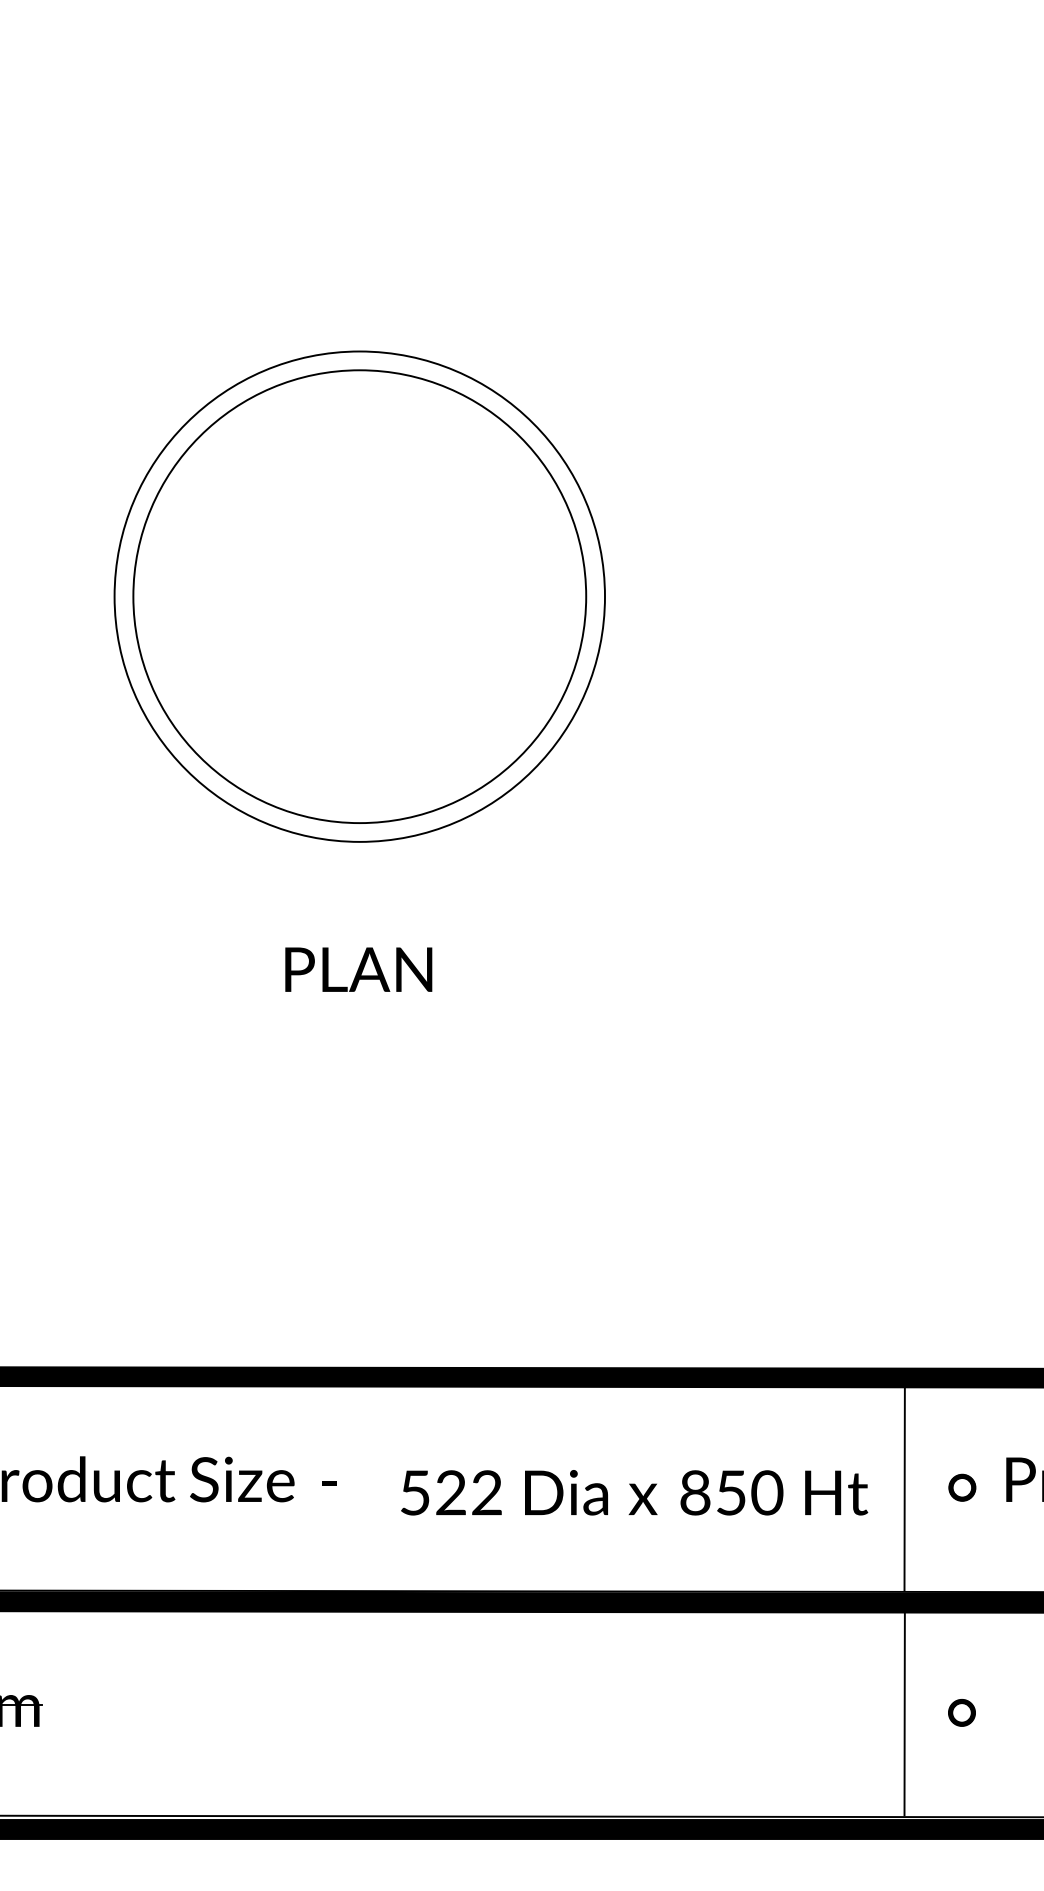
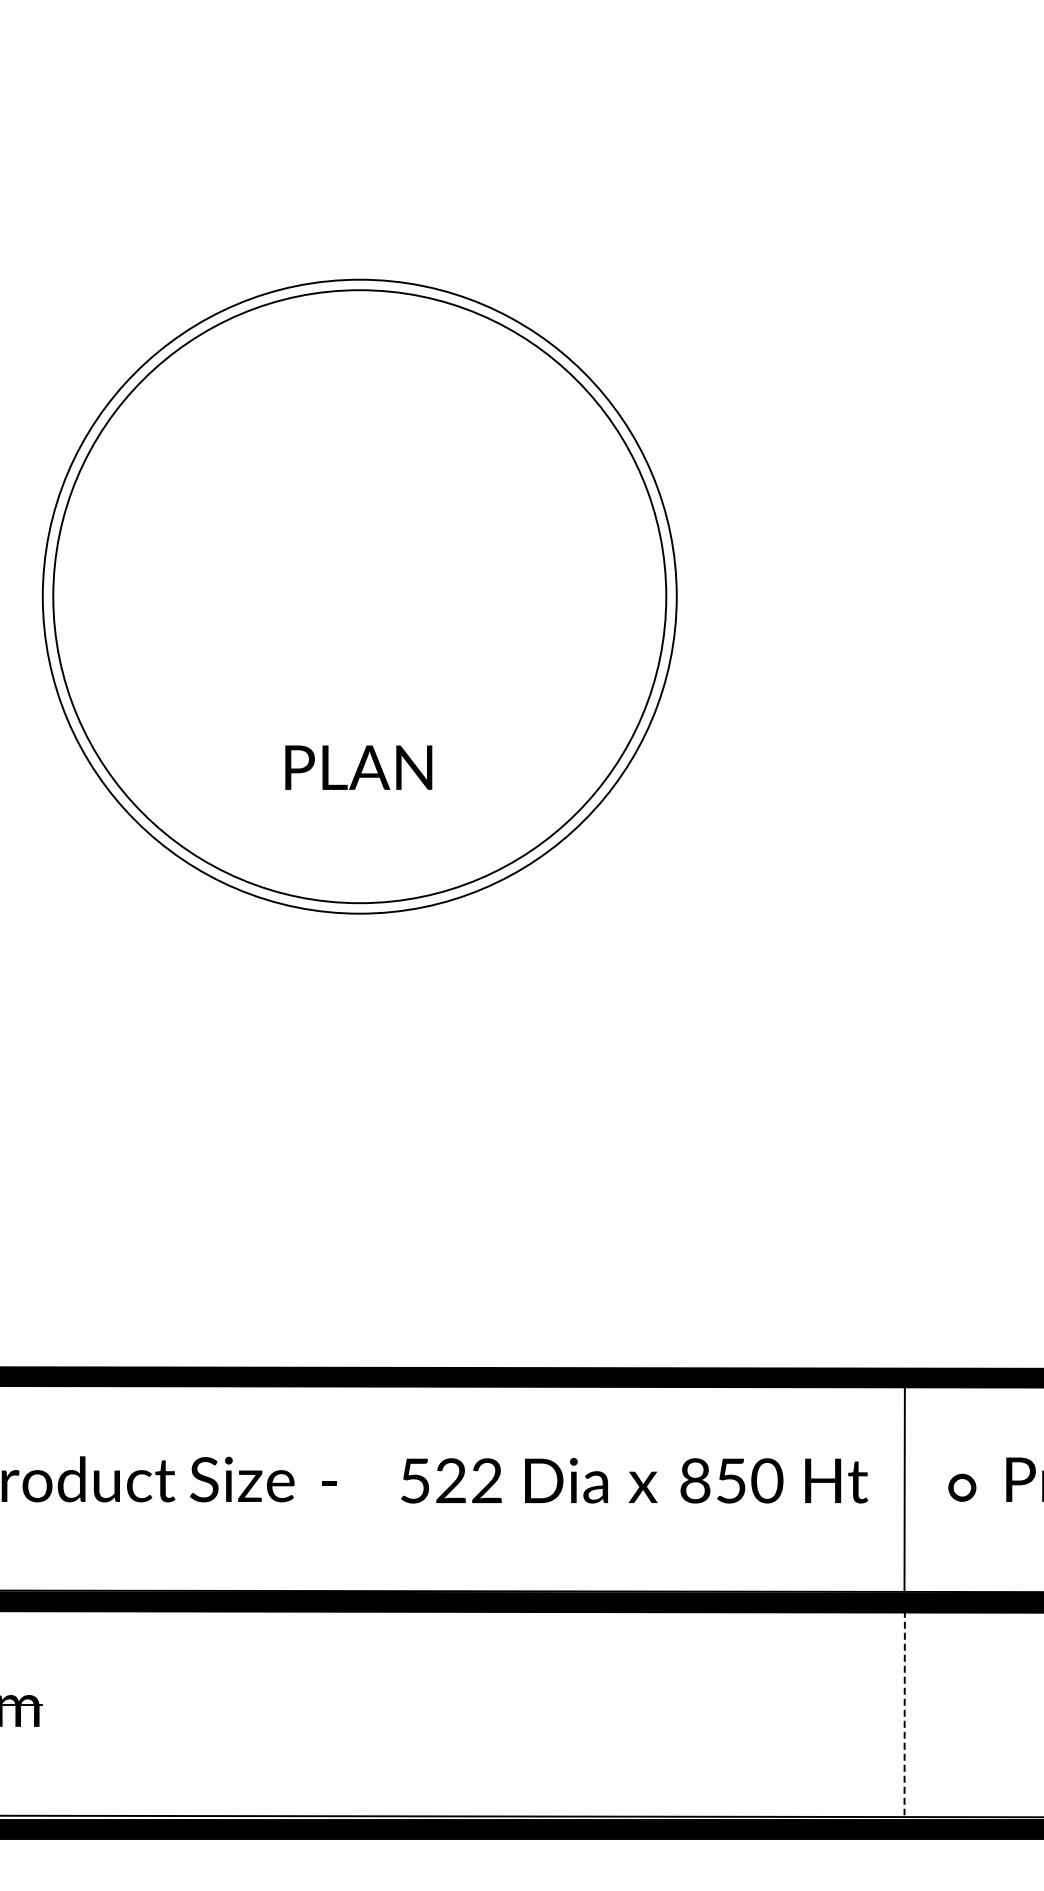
circle diameter: 453 px -> 634 px (359, 596)
circle diameter: 490 px -> 613 px (359, 596)
text position: (358, 969) -> (358, 767) (358, 767)
text position: (634, 1492) -> (634, 1480) (634, 1480)
part: present -> none (961, 1712)
line: solid -> dashed (904, 1713)
